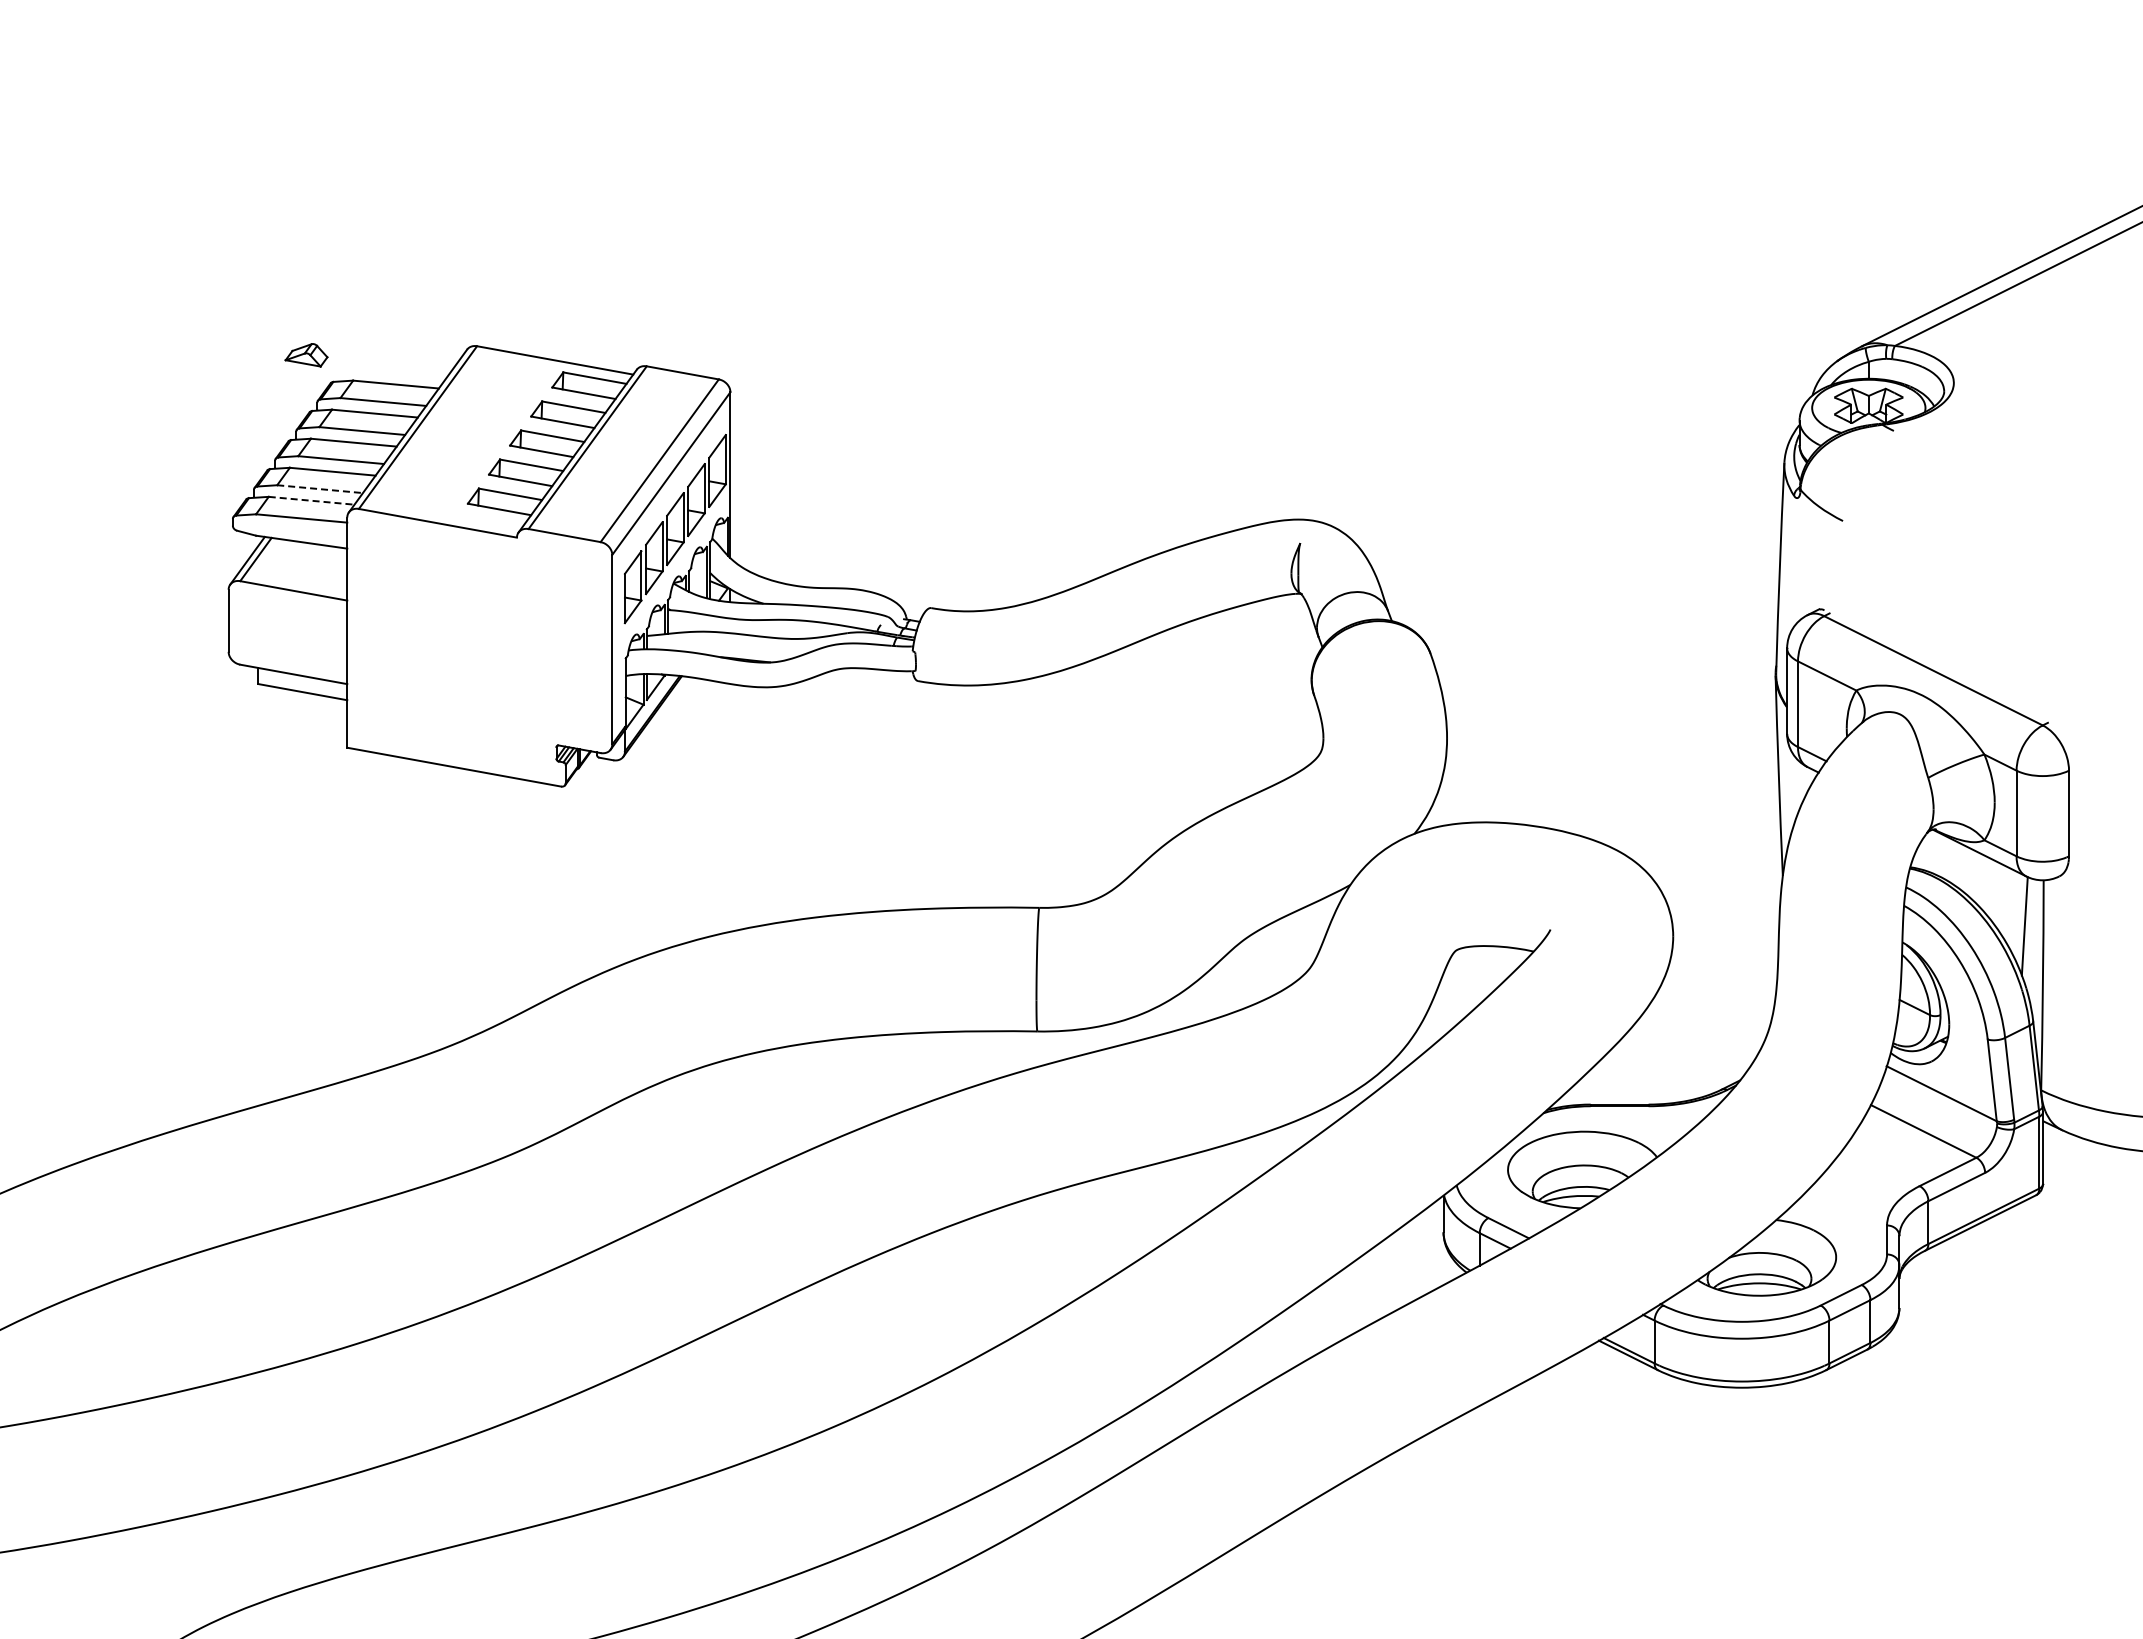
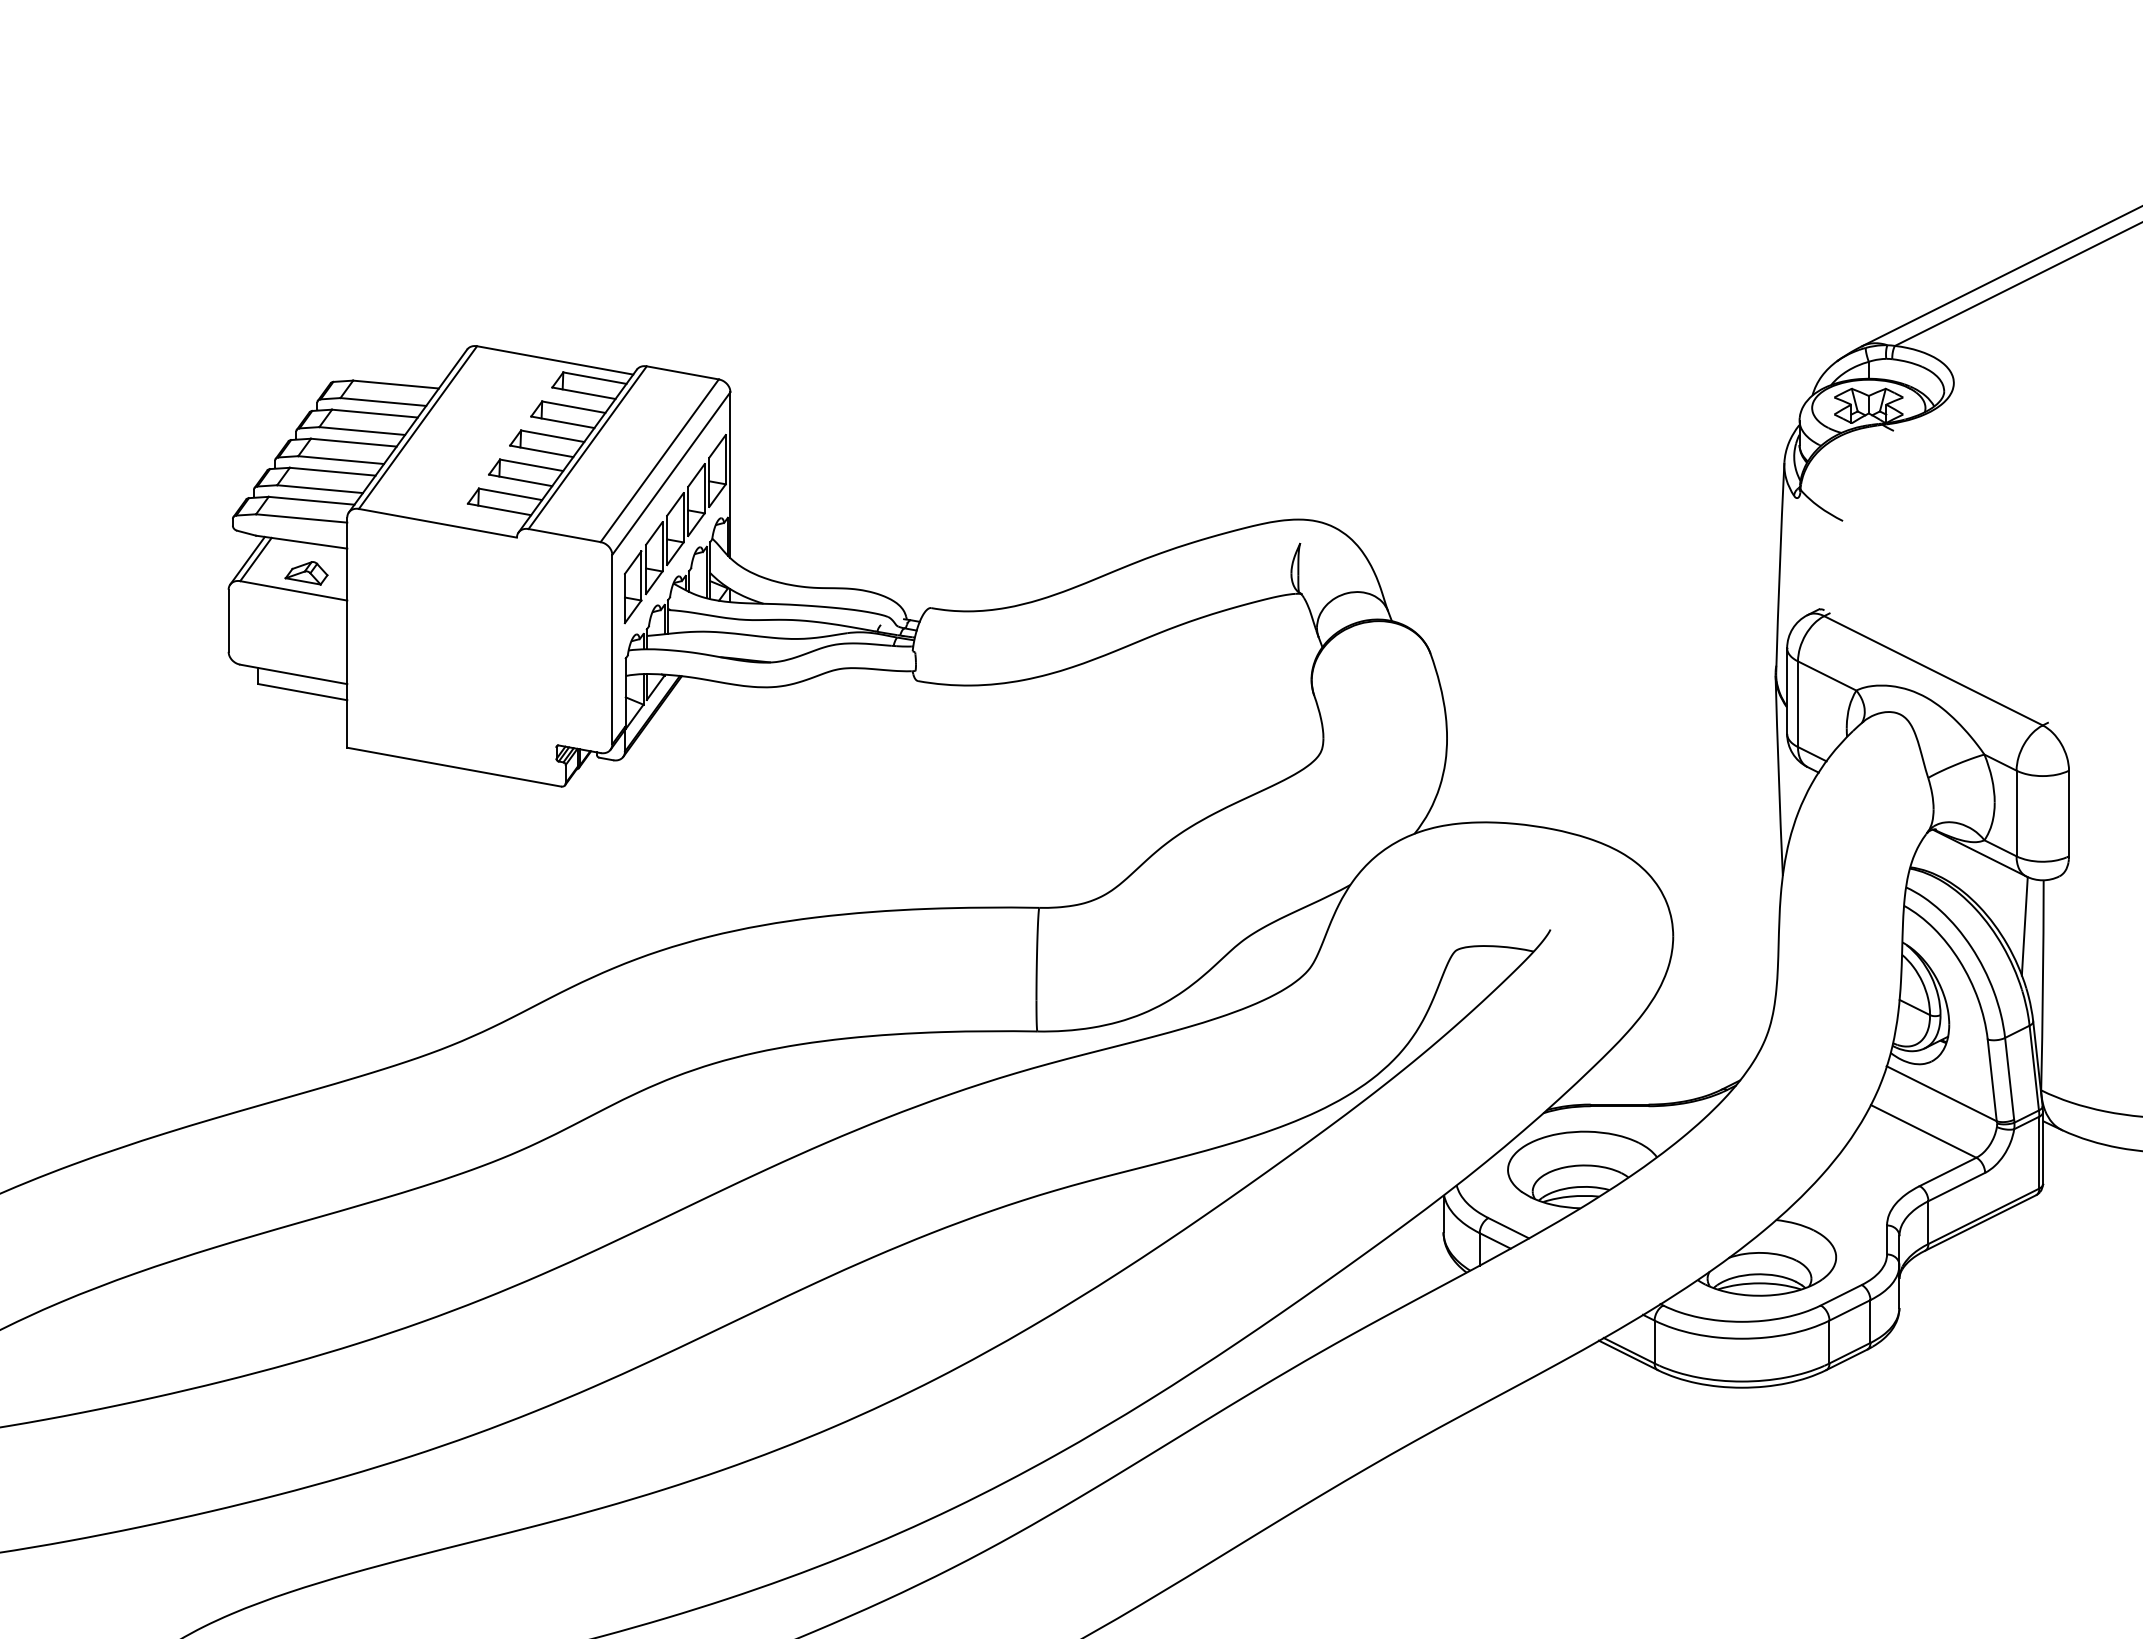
part position: (306, 355) -> (306, 573) (306, 573)
line: dashed -> solid (320, 489)
line: dashed -> solid (312, 500)
